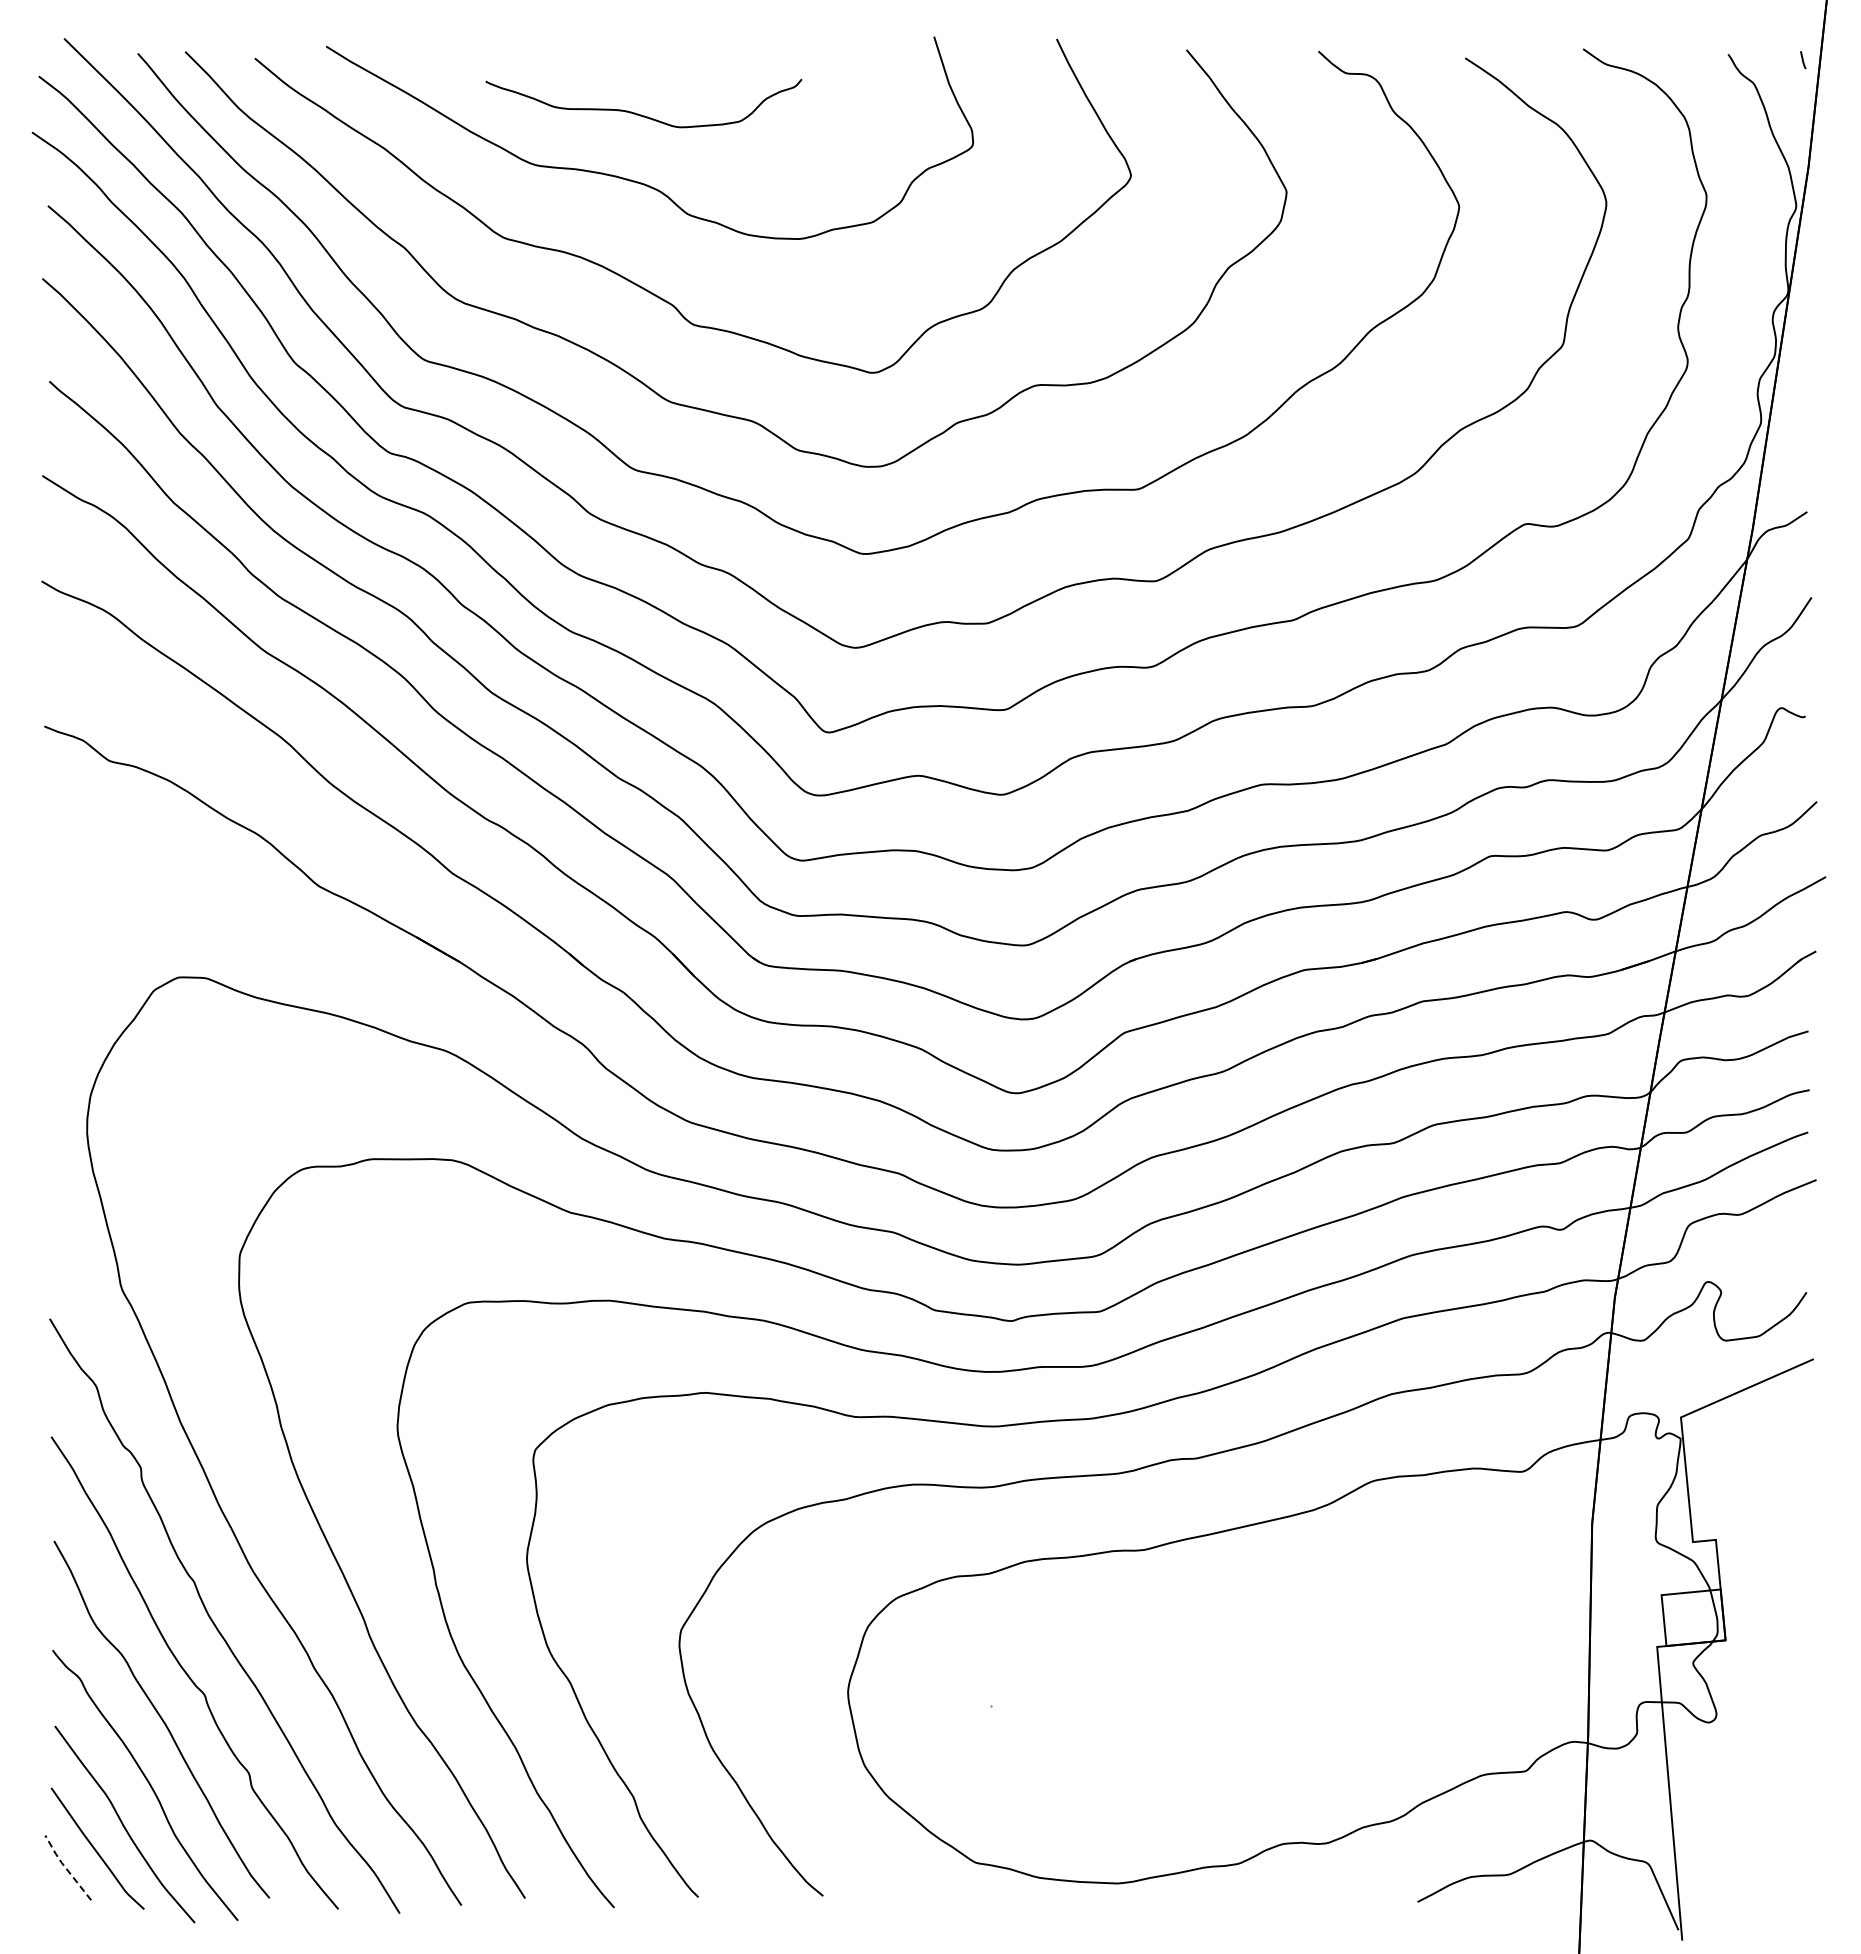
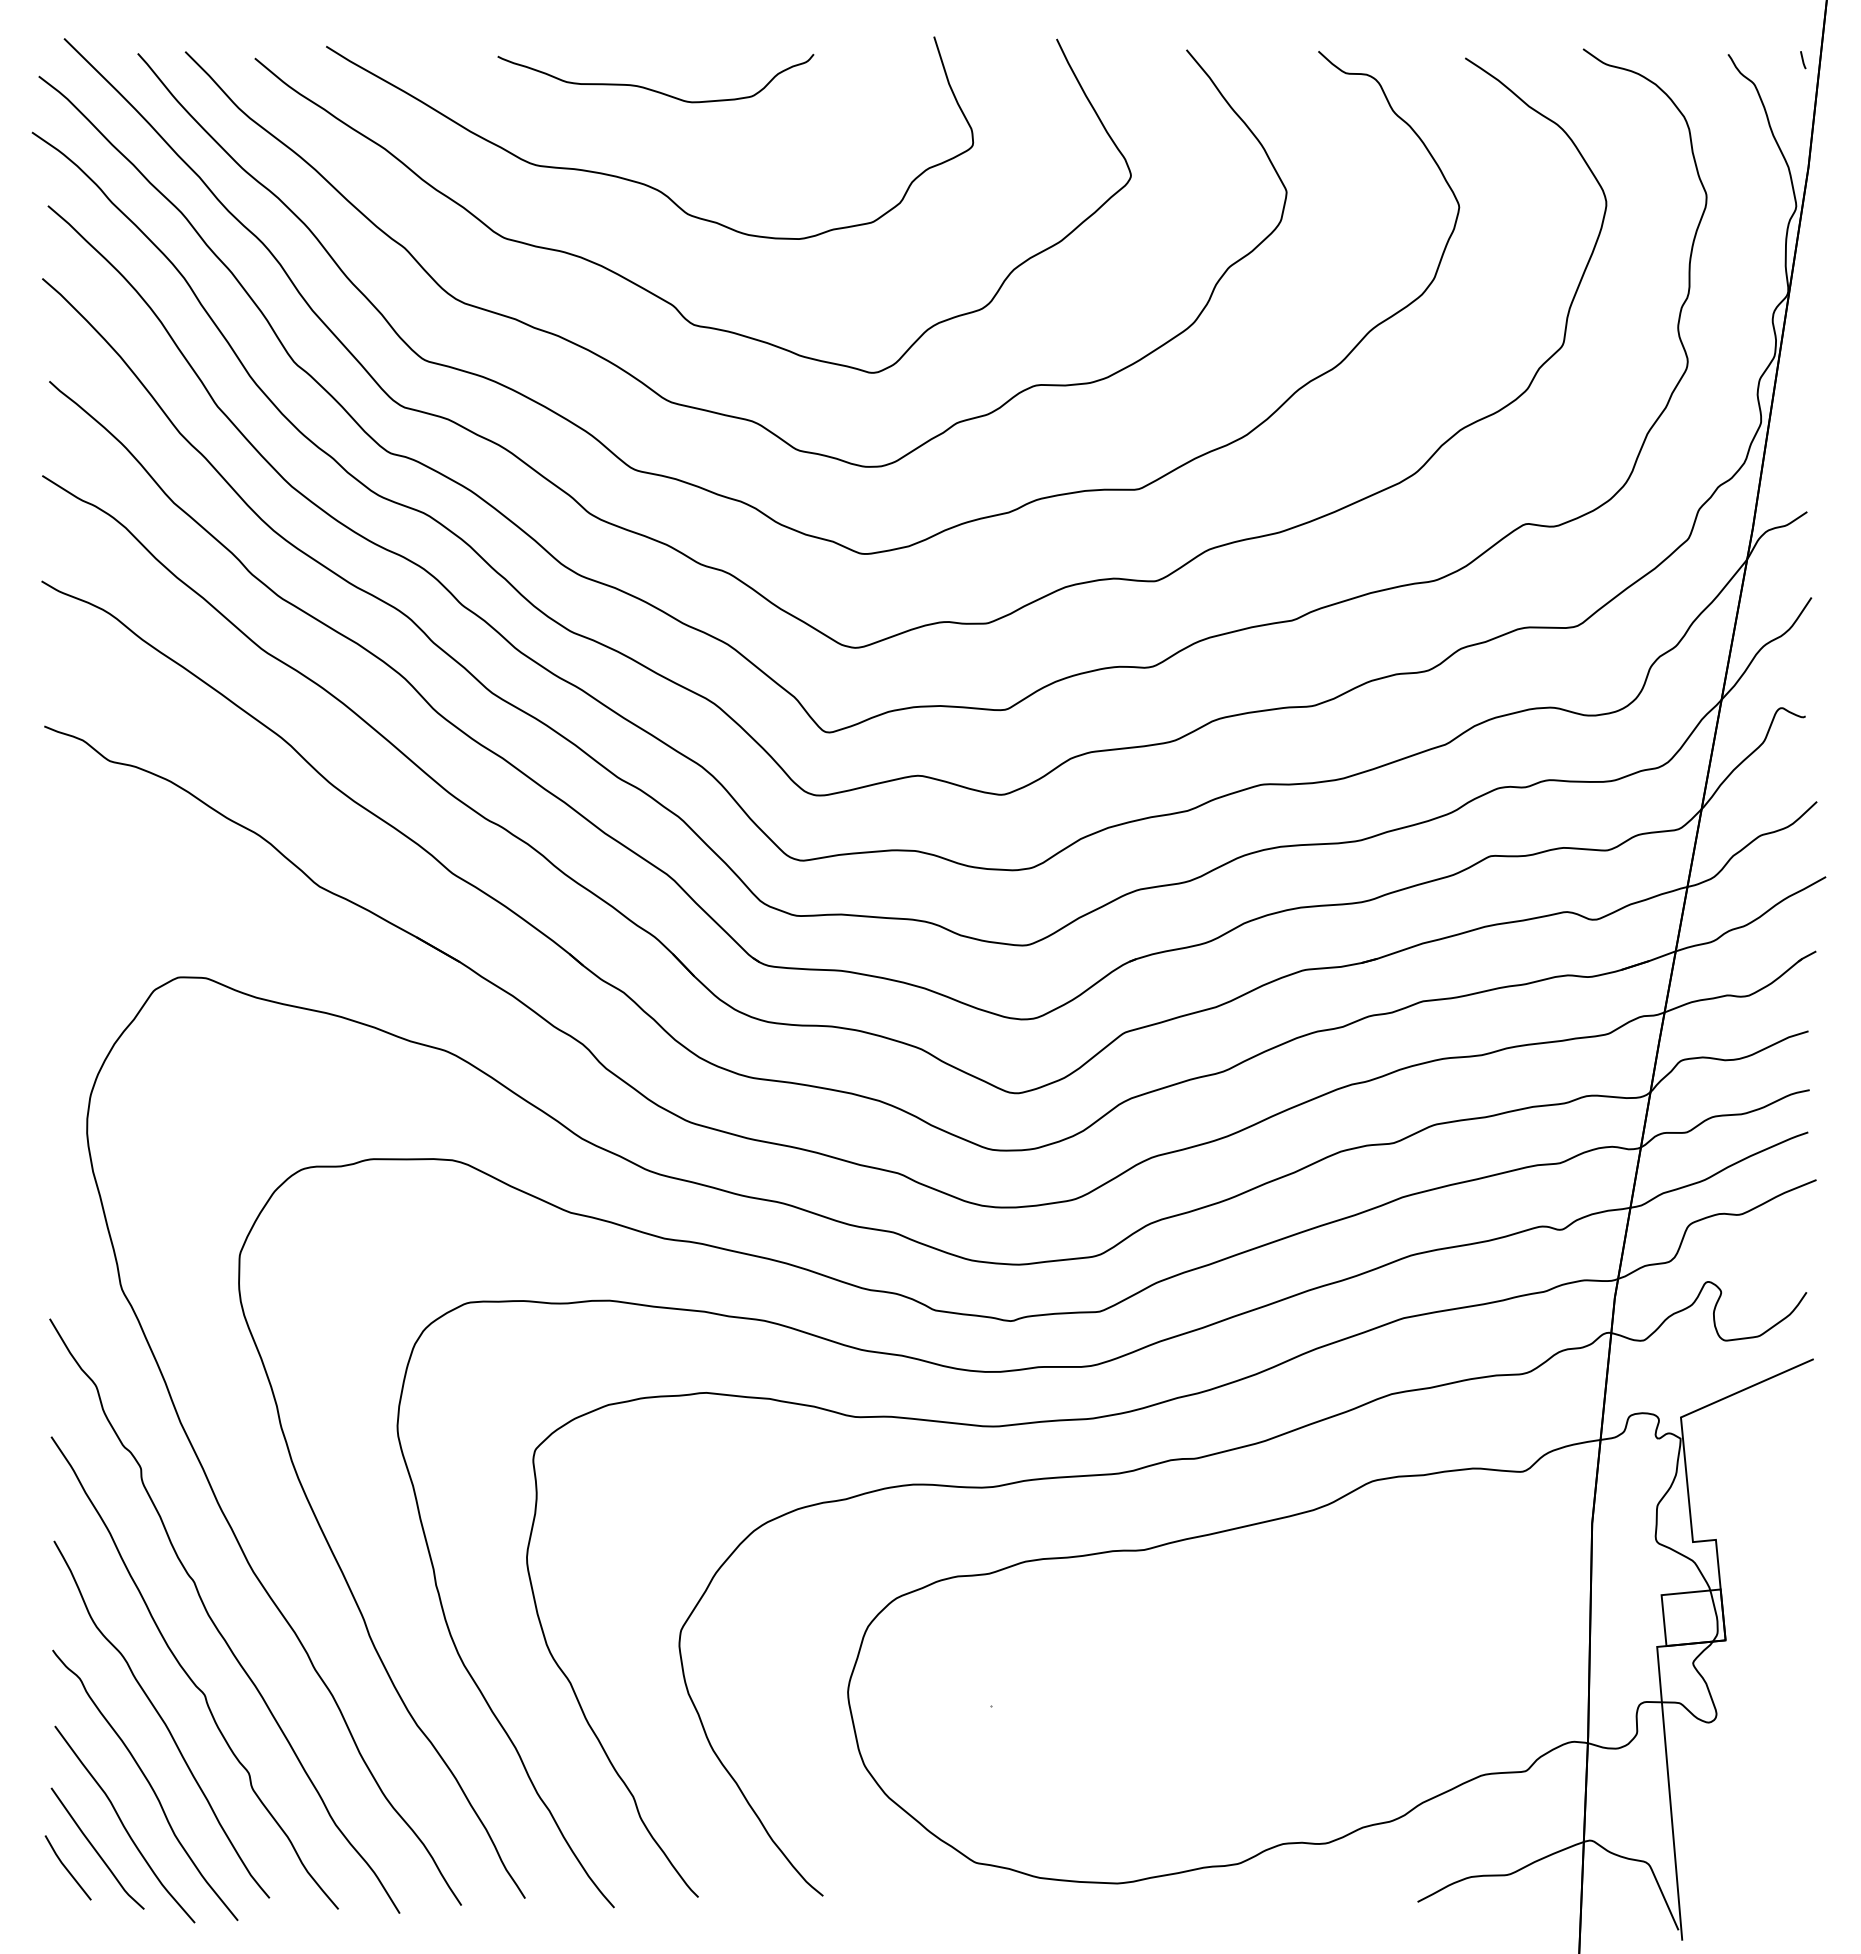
curve position: (638, 113) -> (650, 88) (650, 88)
line: dashed -> solid (65, 1867)
